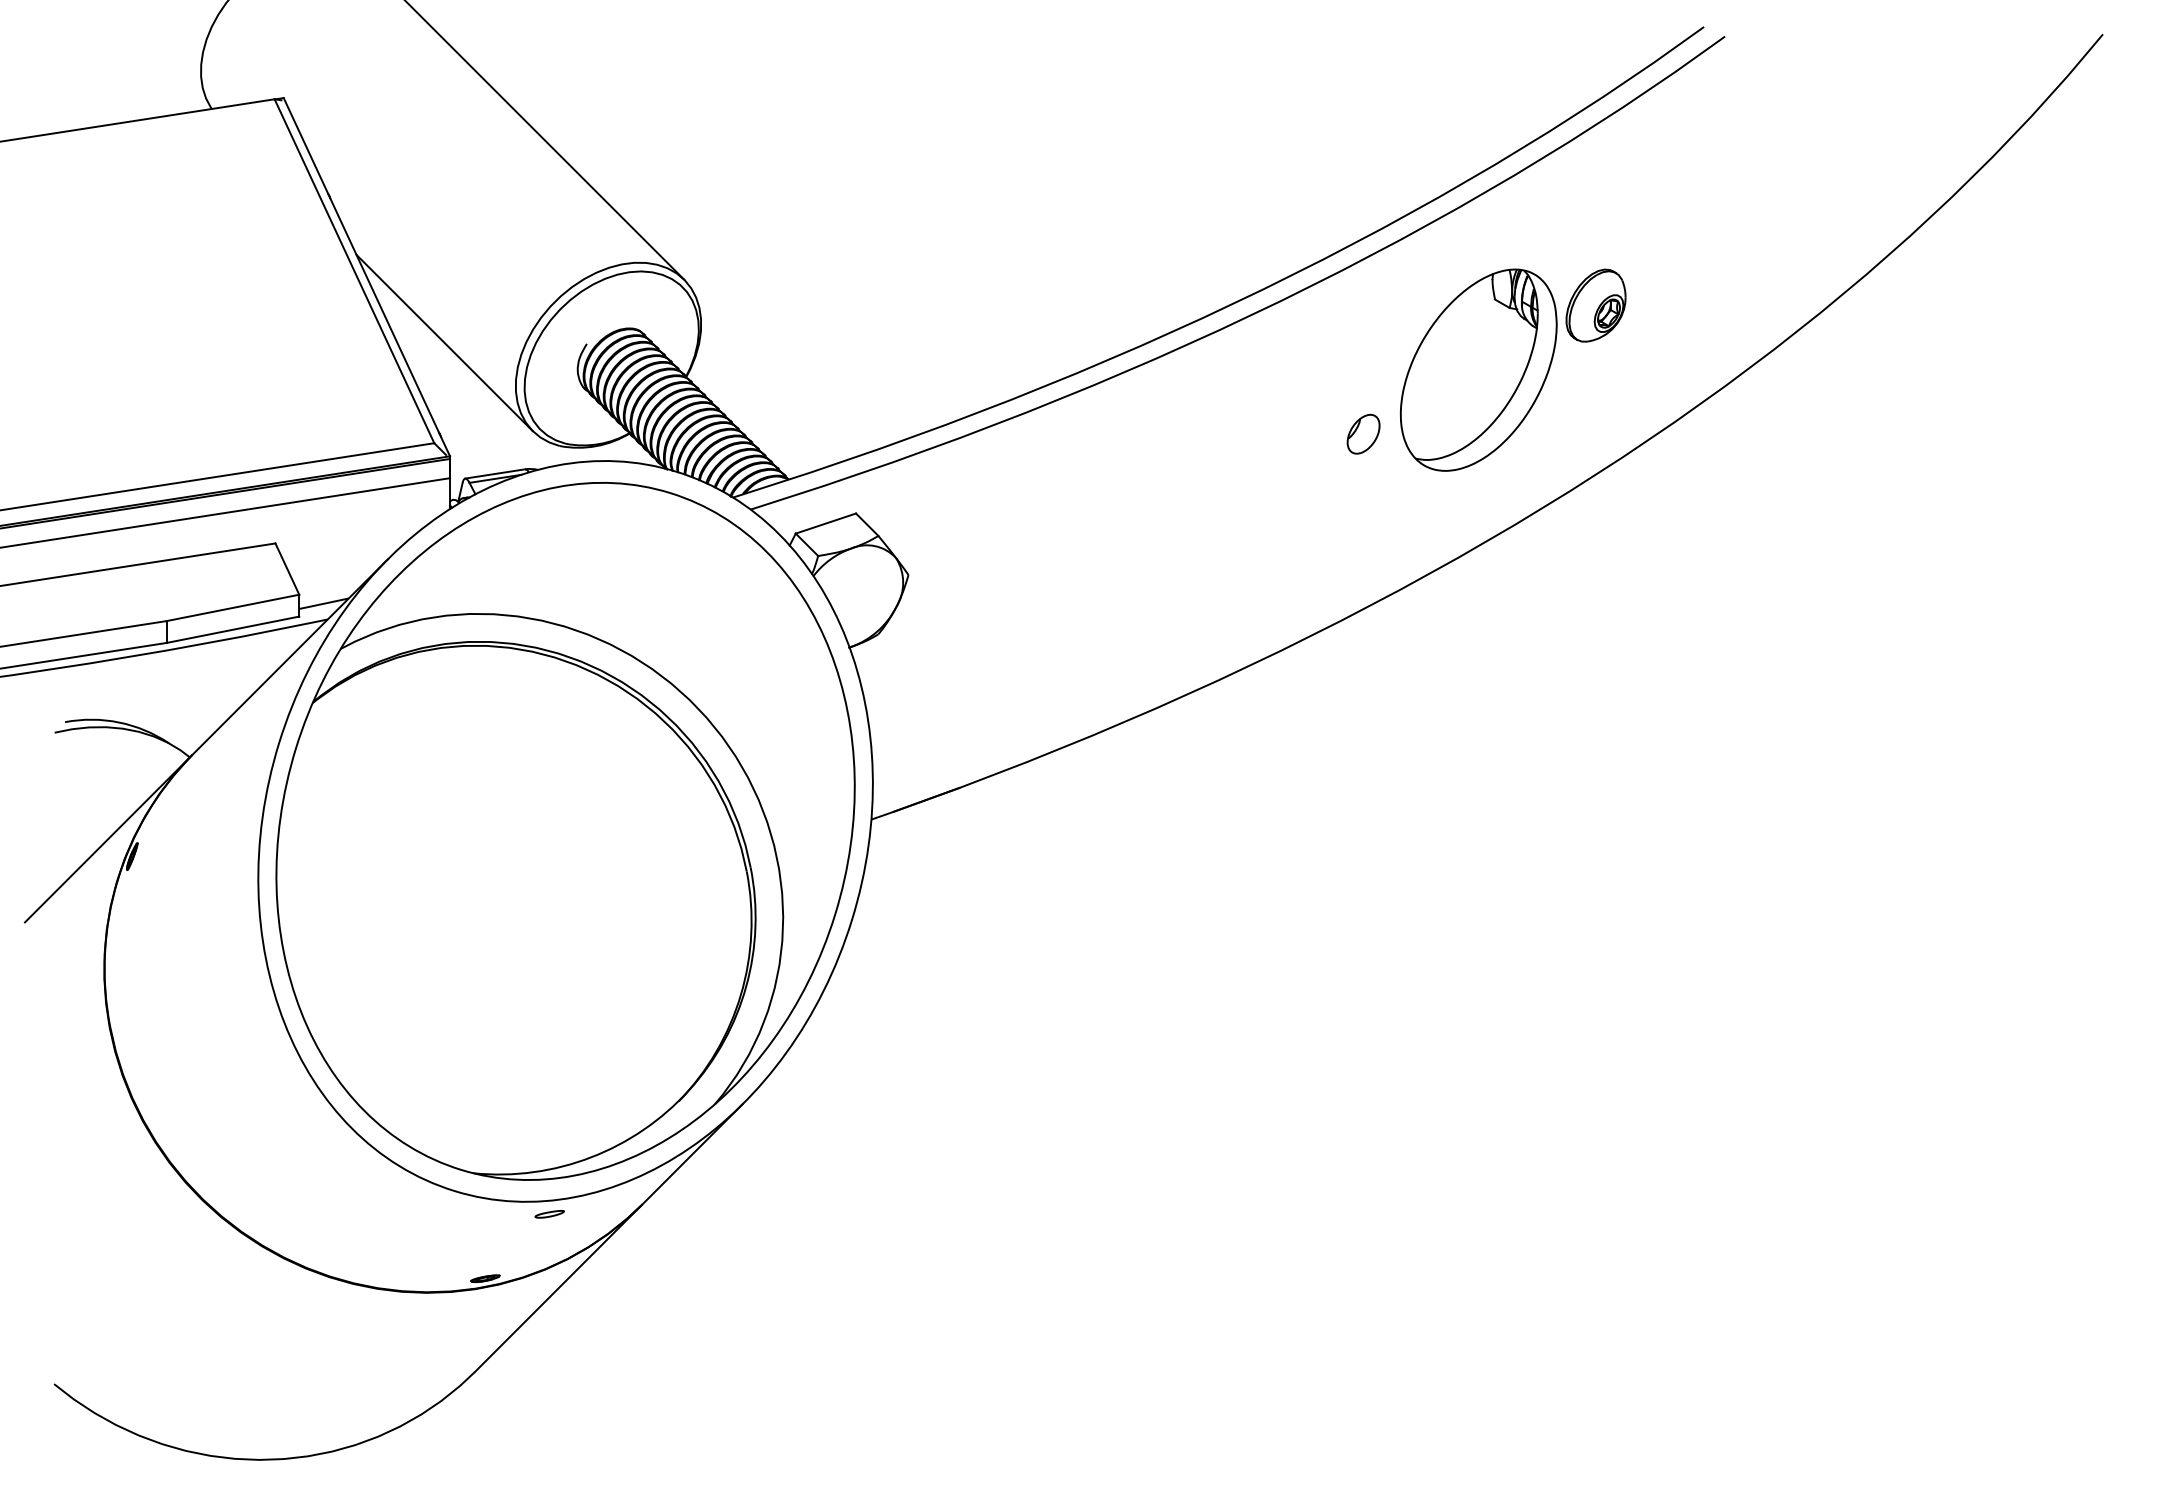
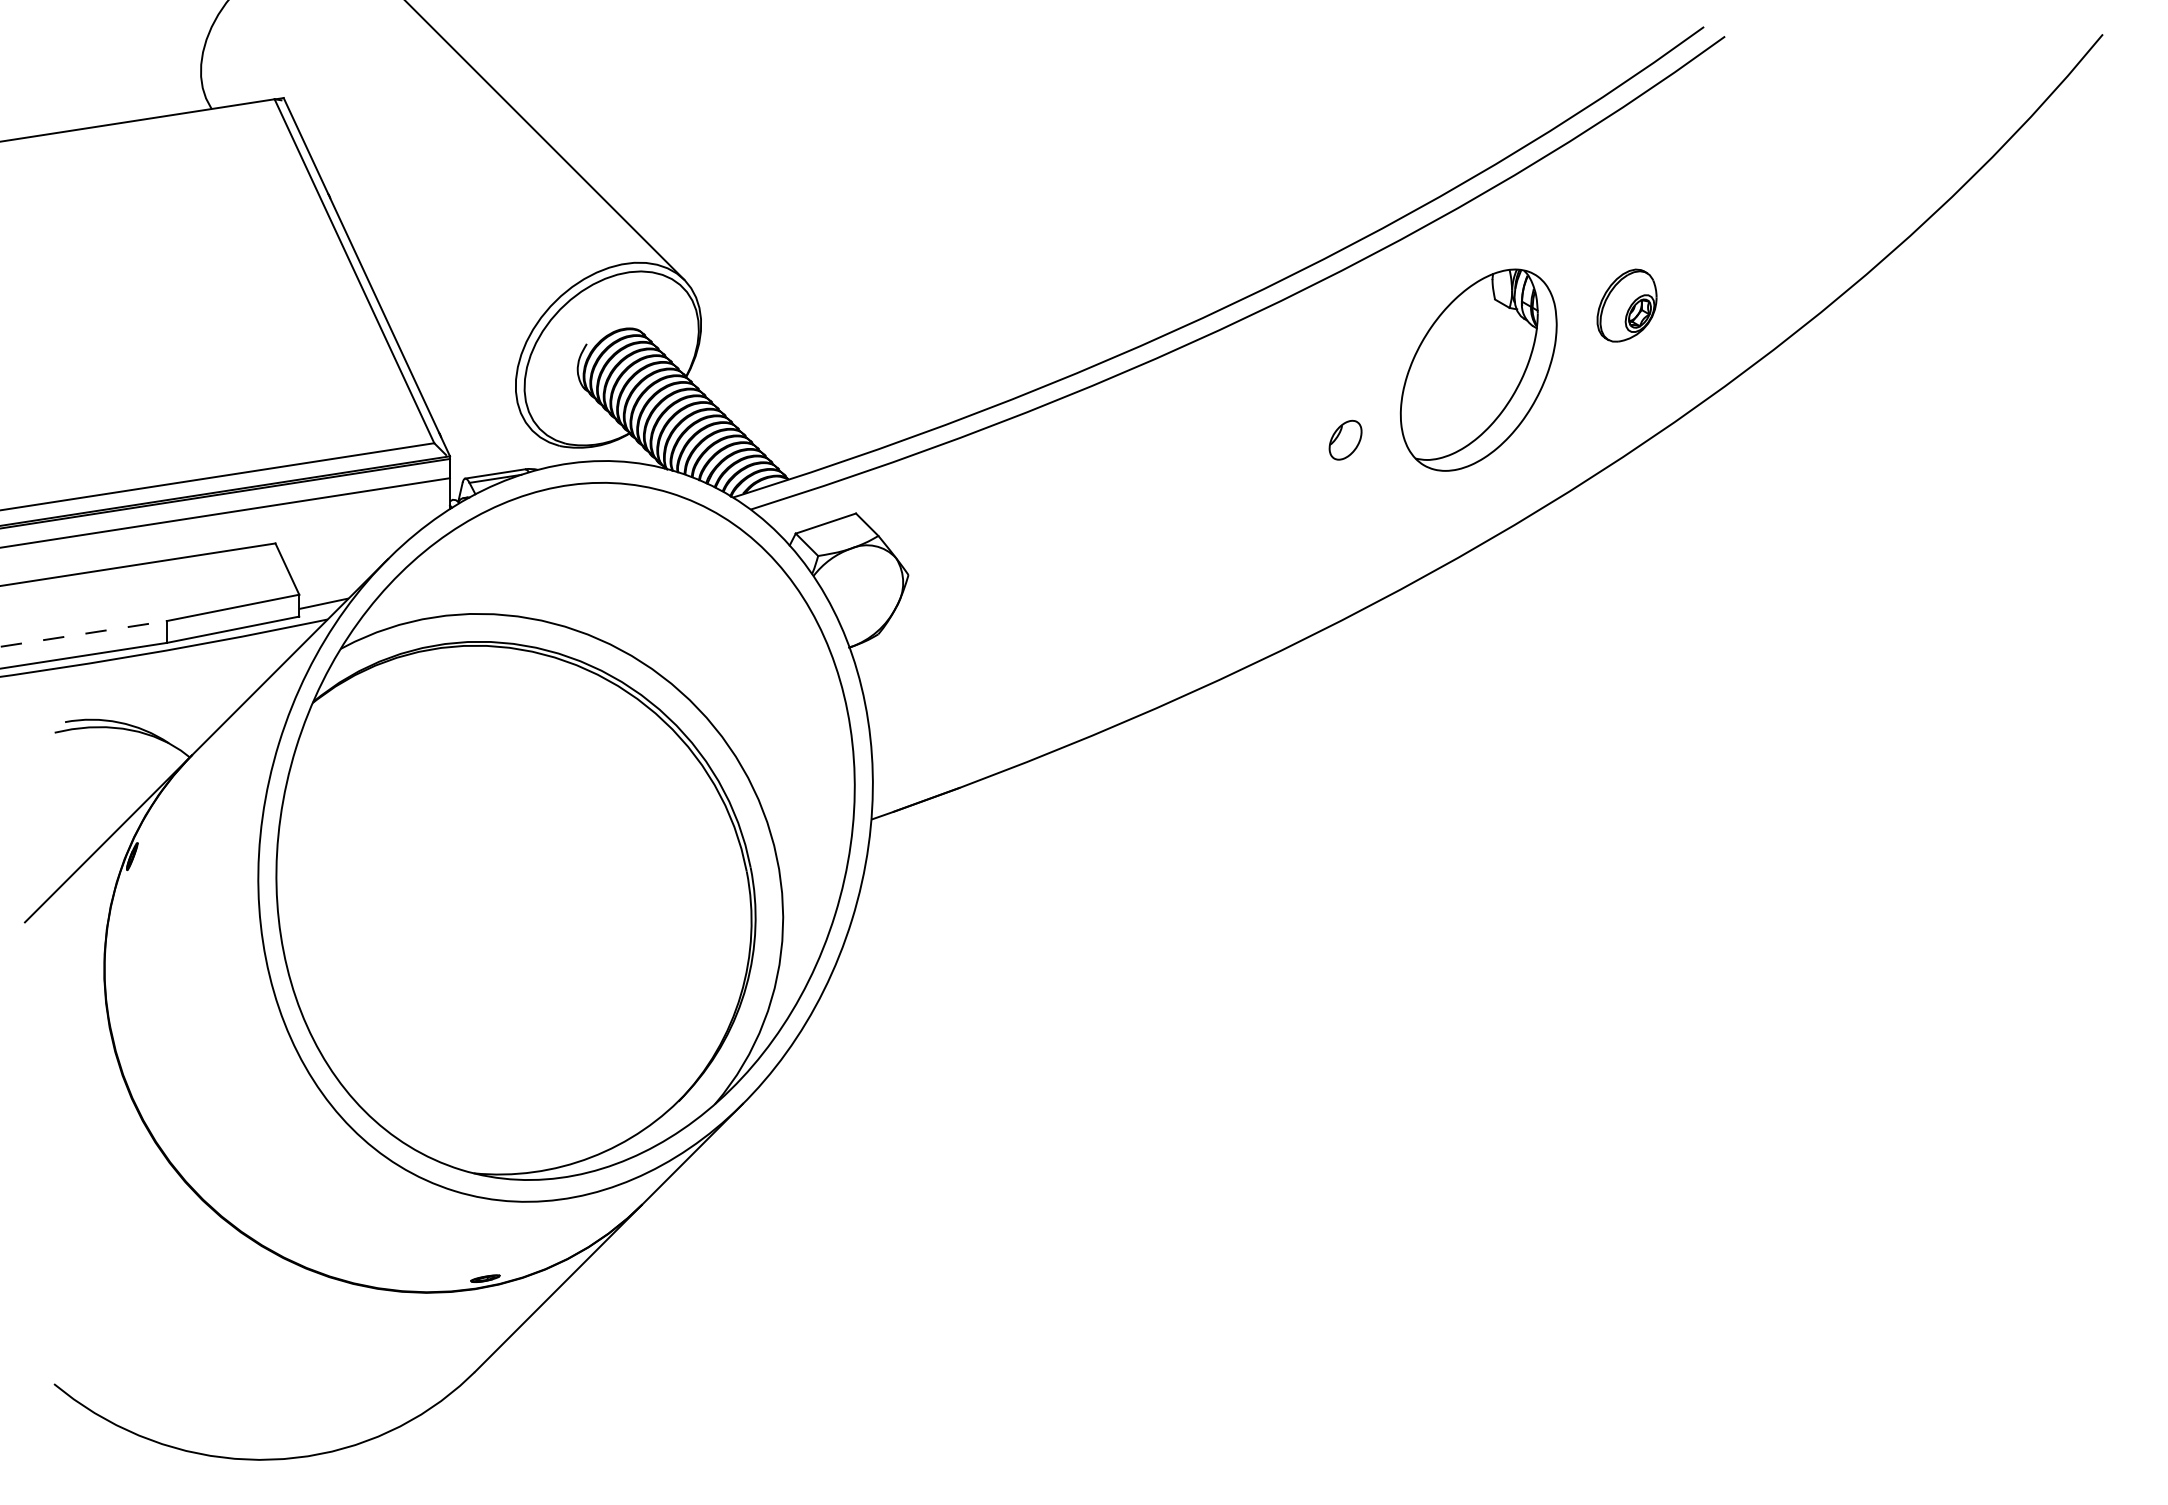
part position: (1595, 305) -> (1626, 305) (1626, 305)
line: present -> none (444, 342)
part position: (1363, 433) -> (1345, 439) (1345, 439)
line: solid -> dashed (83, 633)
part: present -> none (549, 1214)
